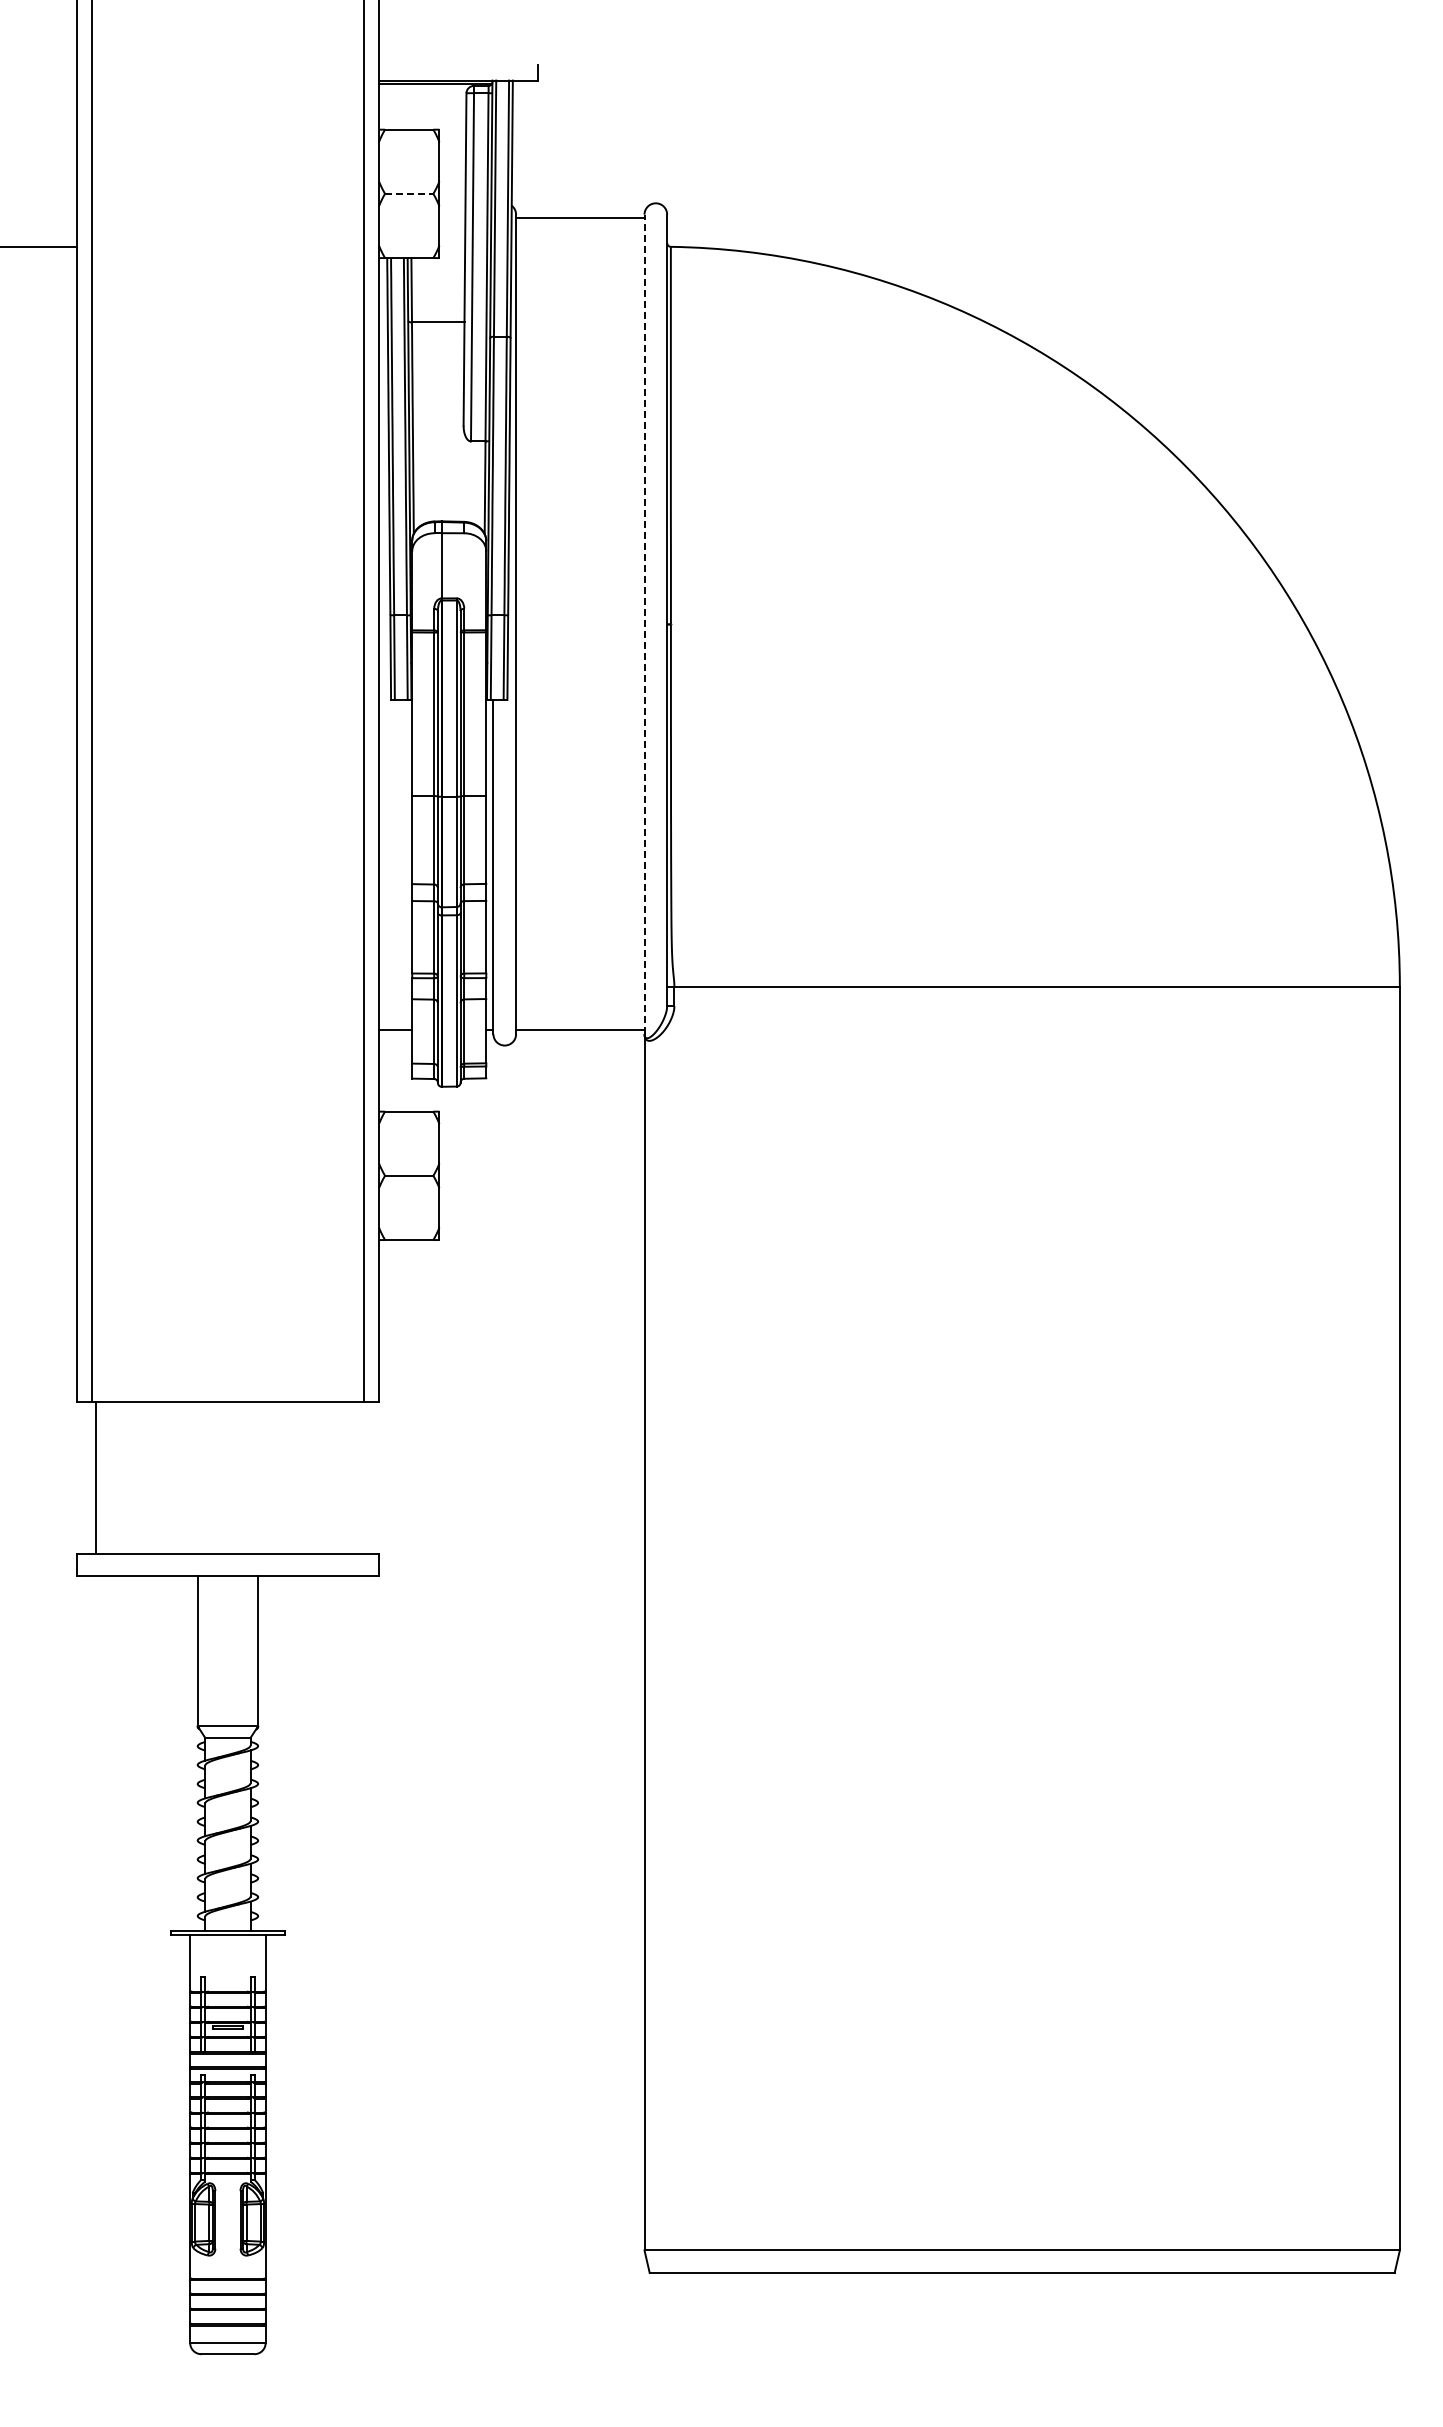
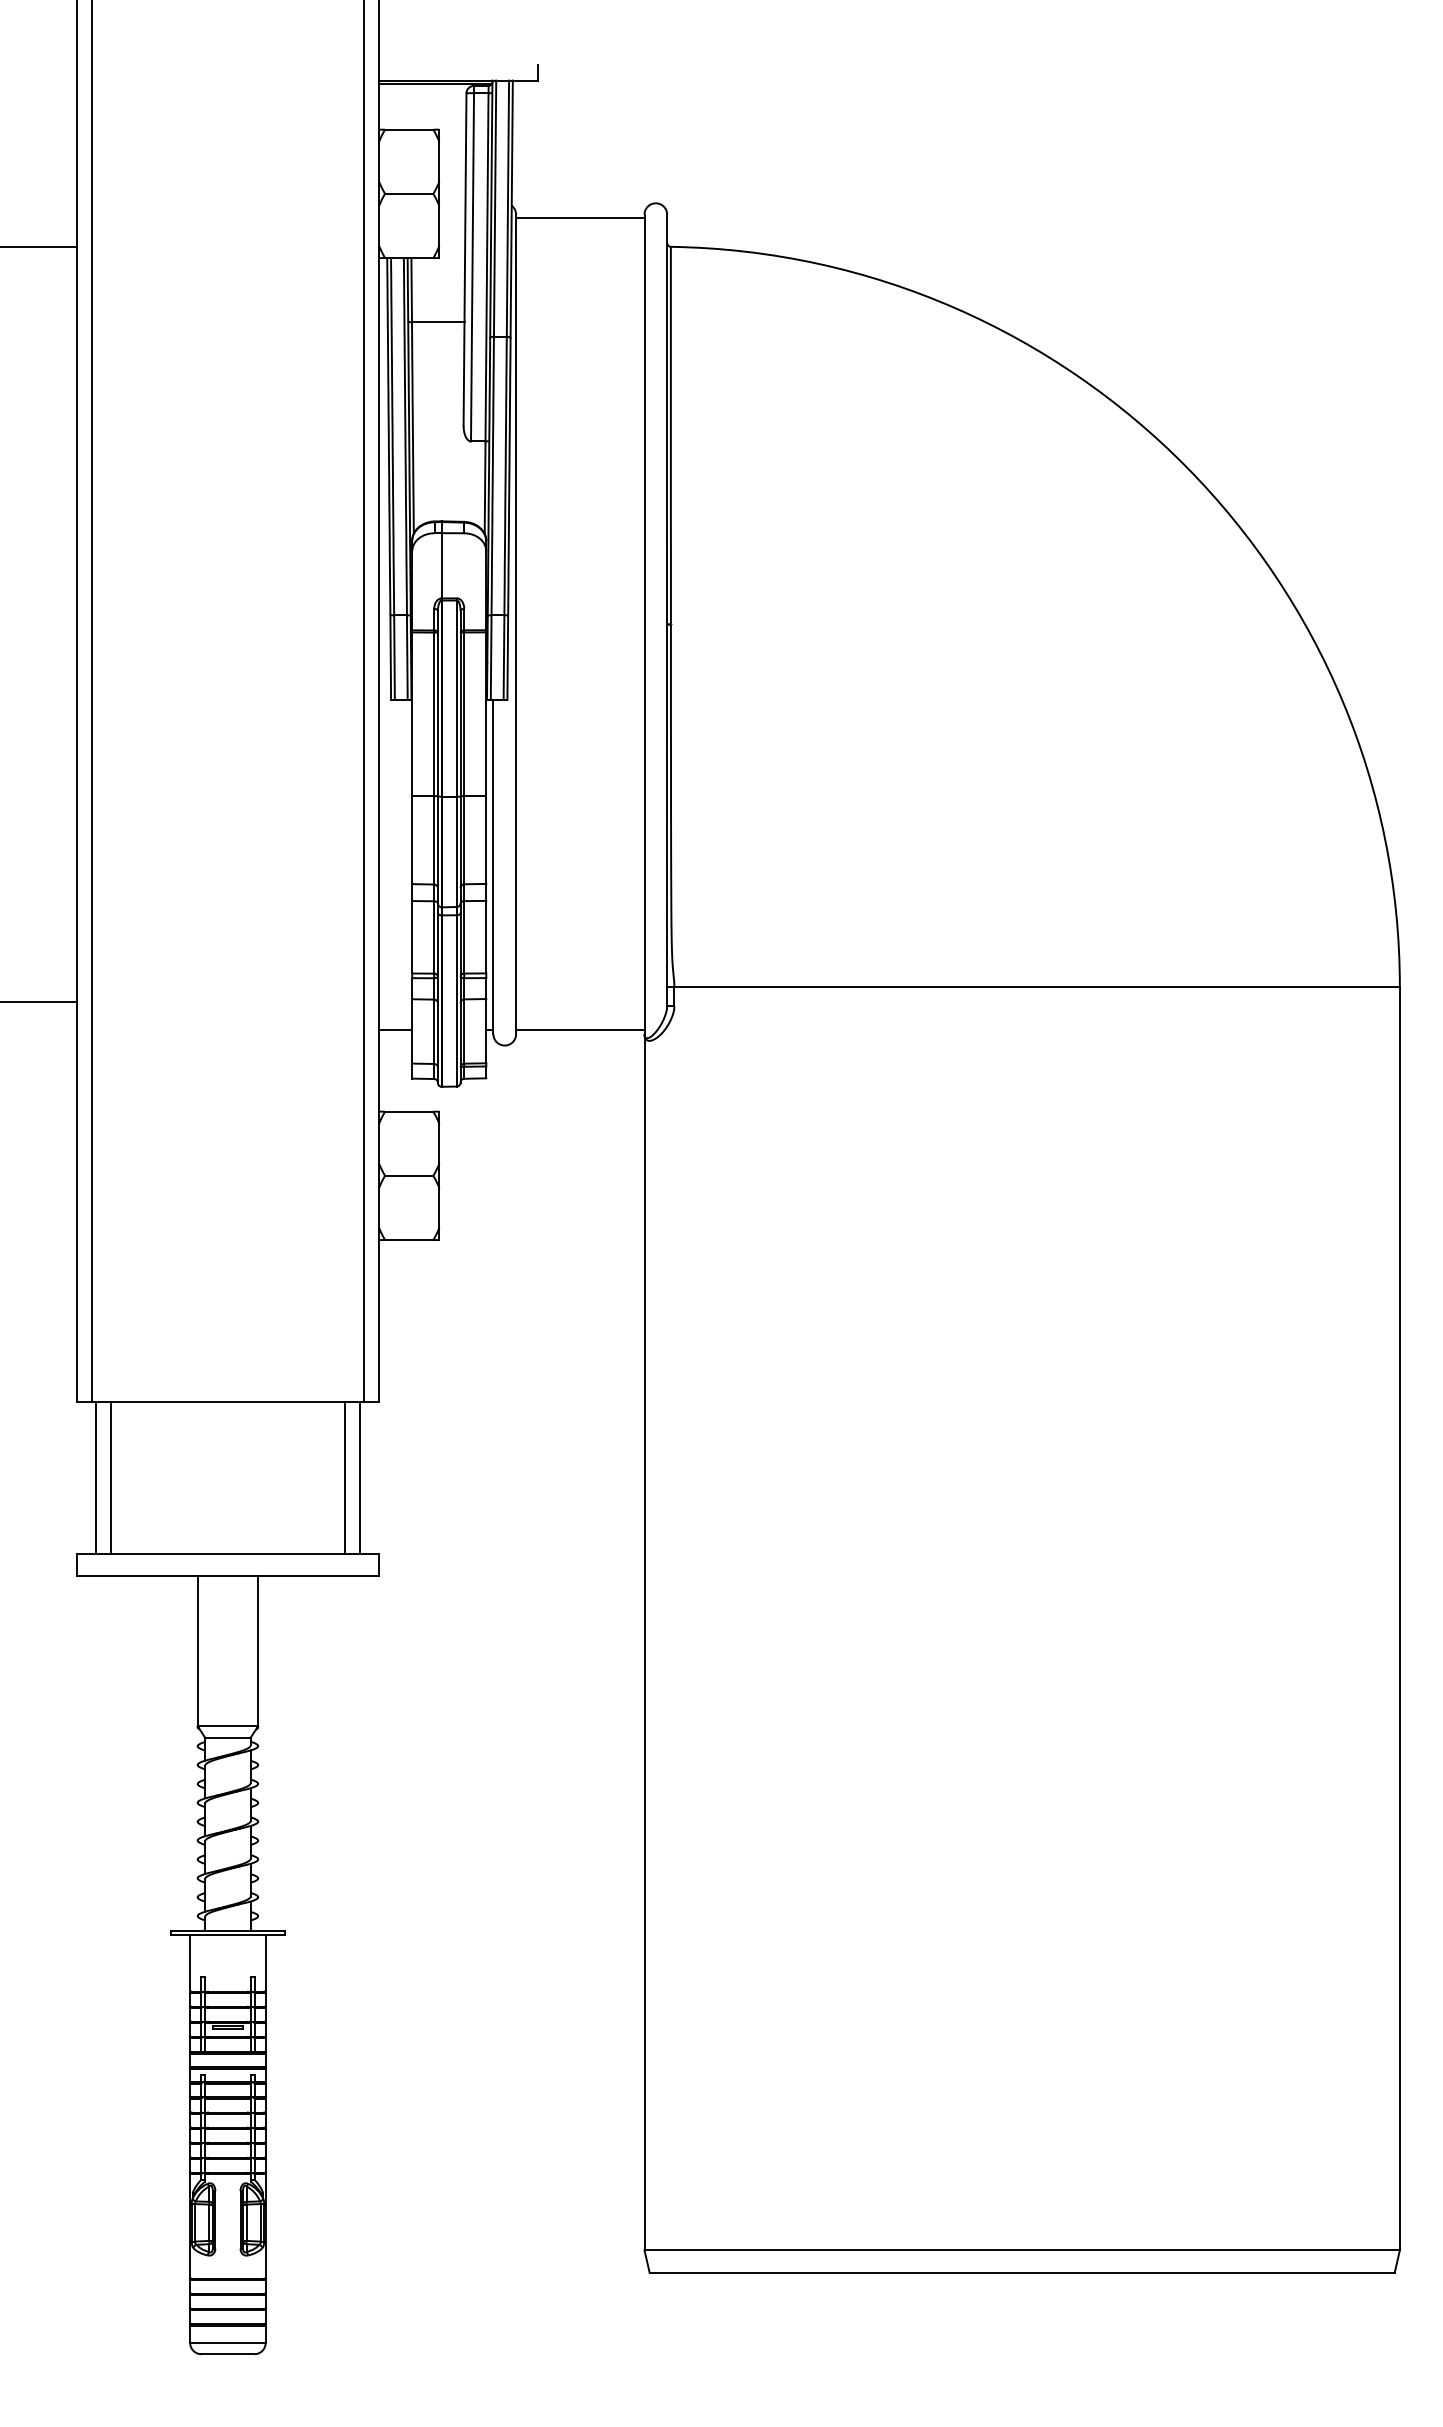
line: dashed -> solid (409, 193)
line: dashed -> solid (644, 624)
line: none -> present (39, 1002)
line: none -> present (110, 1477)
line: none -> present (345, 1477)
line: none -> present (360, 1477)
